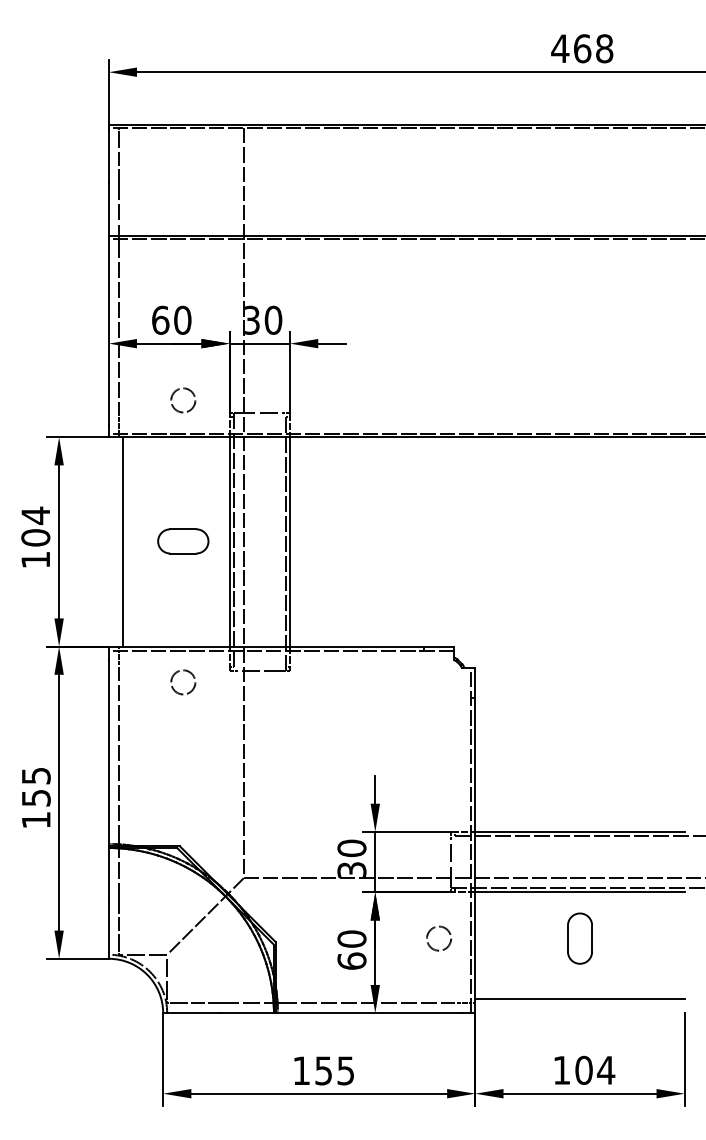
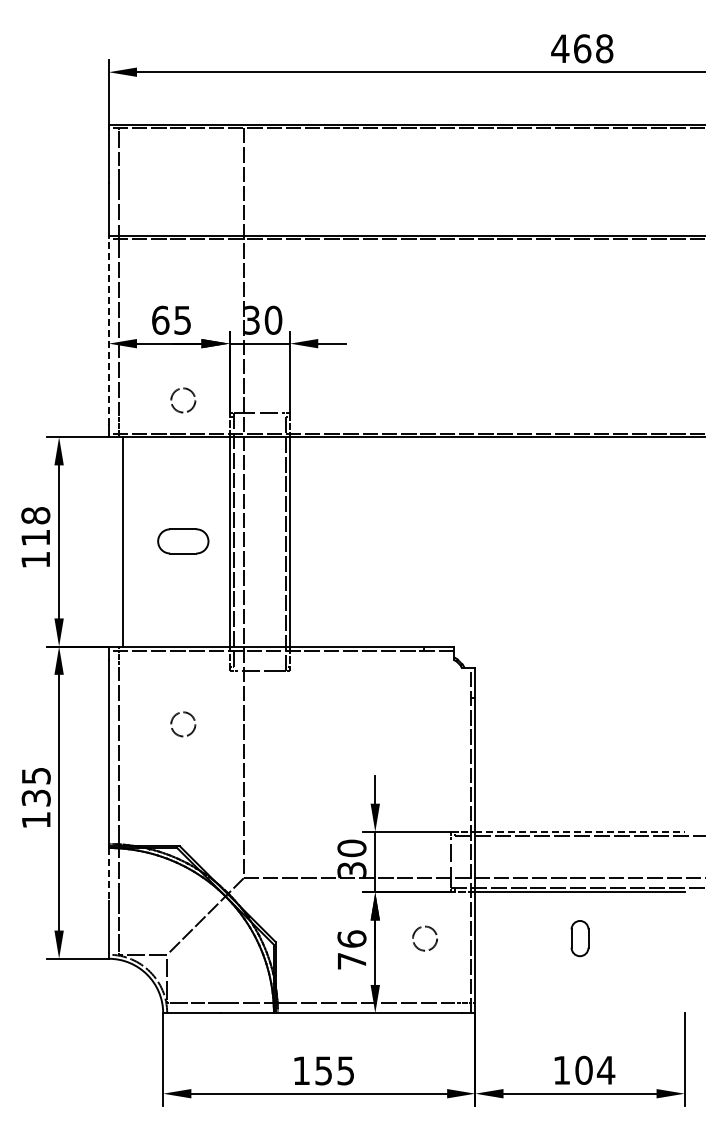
text: 60 -> 65 (182, 319)
line: solid -> dashed (108, 331)
text: 104 -> 118 (35, 526)
circle position: (183, 682) -> (183, 724) (183, 724)
text: 155 -> 135 (35, 797)
line: solid -> dashed (580, 831)
line: solid -> dashed (108, 874)
circle position: (438, 938) -> (424, 938) (424, 938)
part size: 26x53 px -> 20x38 px (579, 938)
text: 60 -> 76 (351, 949)
line: present -> none (579, 999)
